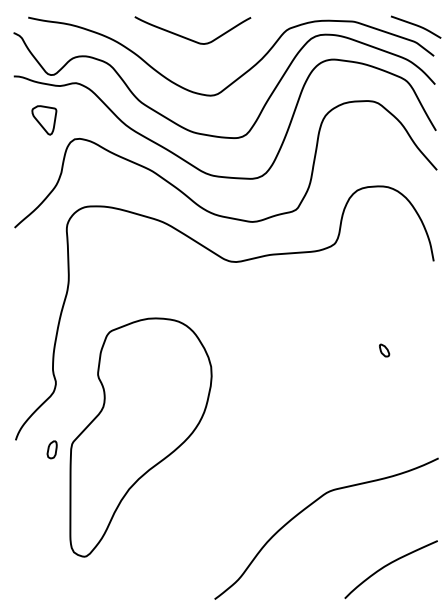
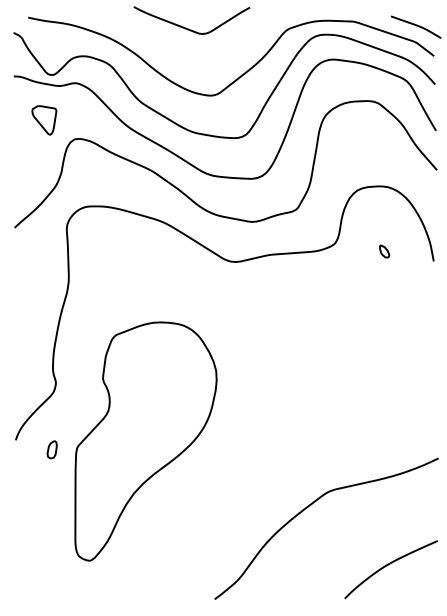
curve position: (189, 38) -> (188, 28) (188, 28)
part position: (384, 350) -> (384, 251) (384, 251)
part position: (140, 437) -> (145, 441) (145, 441)
